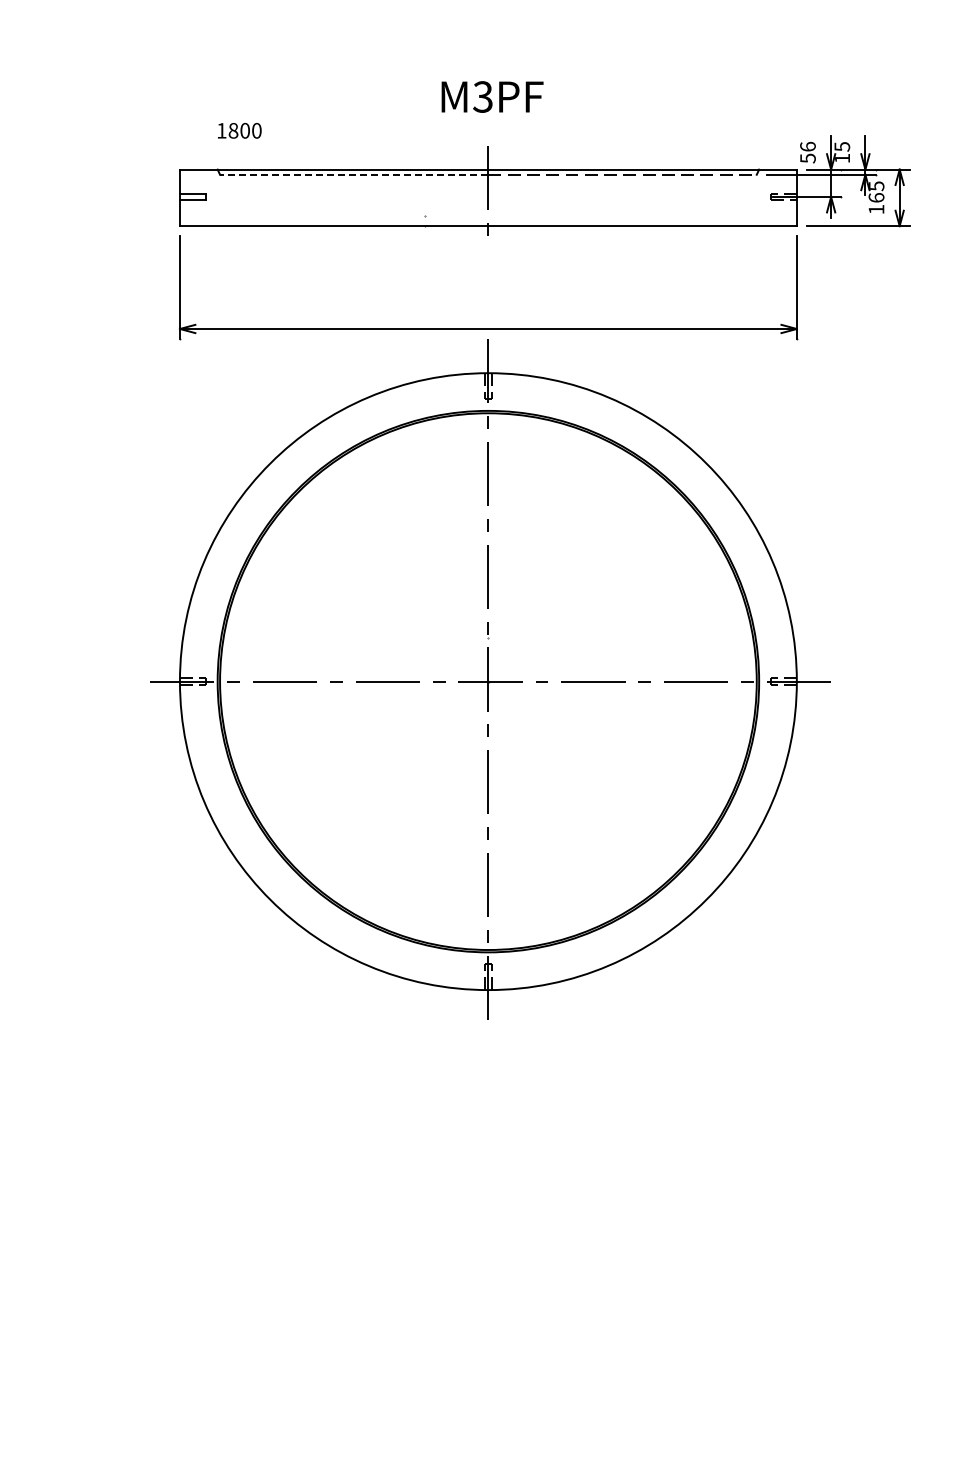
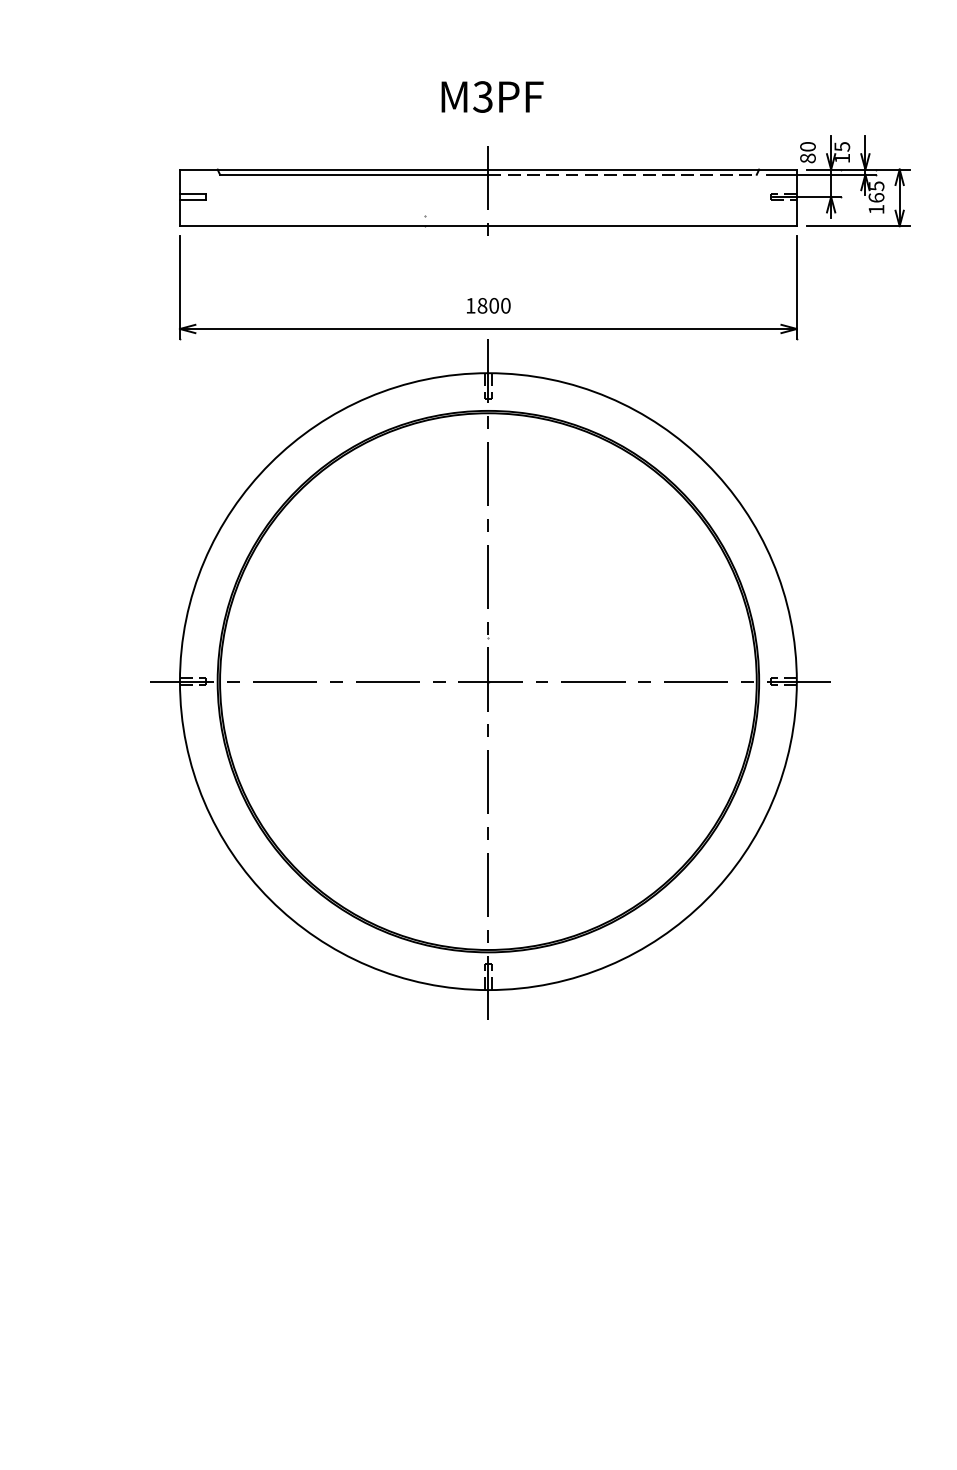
text position: (239, 130) -> (488, 305) (488, 305)
text: 56 -> 80 (807, 152)
line: dashed -> solid (353, 174)
